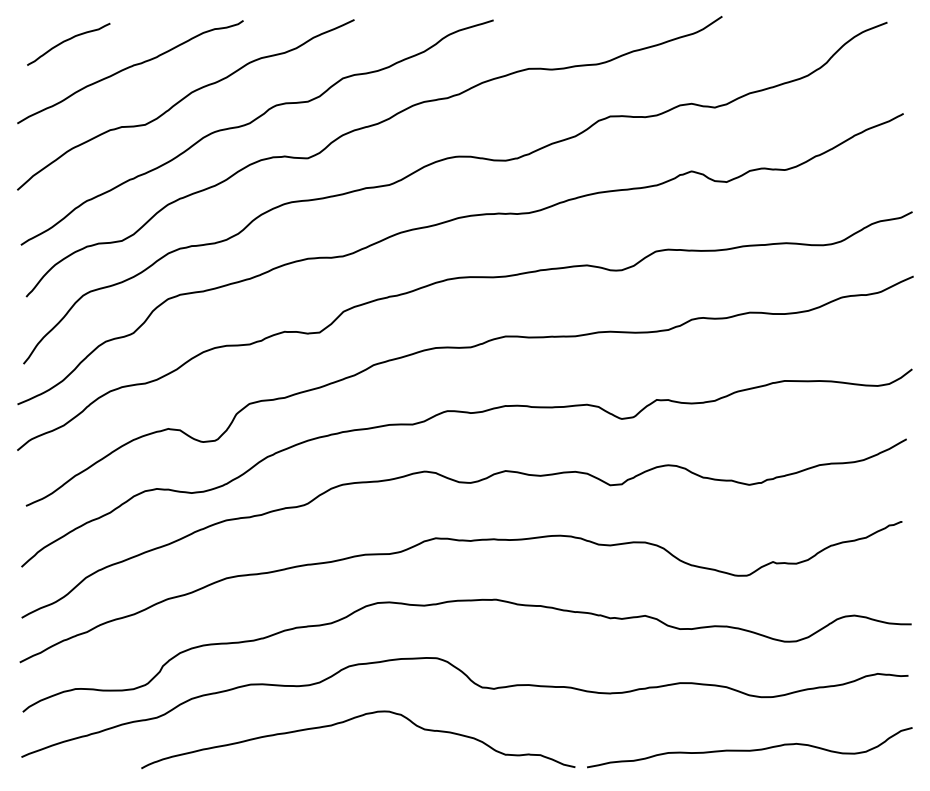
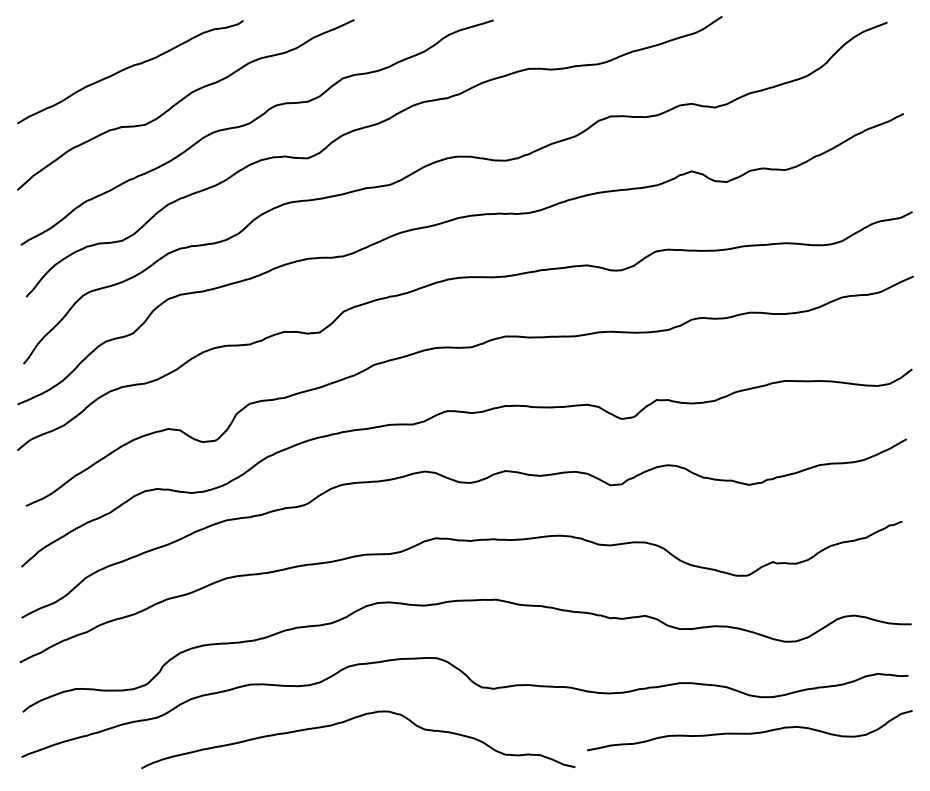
curve: present -> none (66, 41)
curve position: (749, 749) -> (749, 732) (749, 732)
